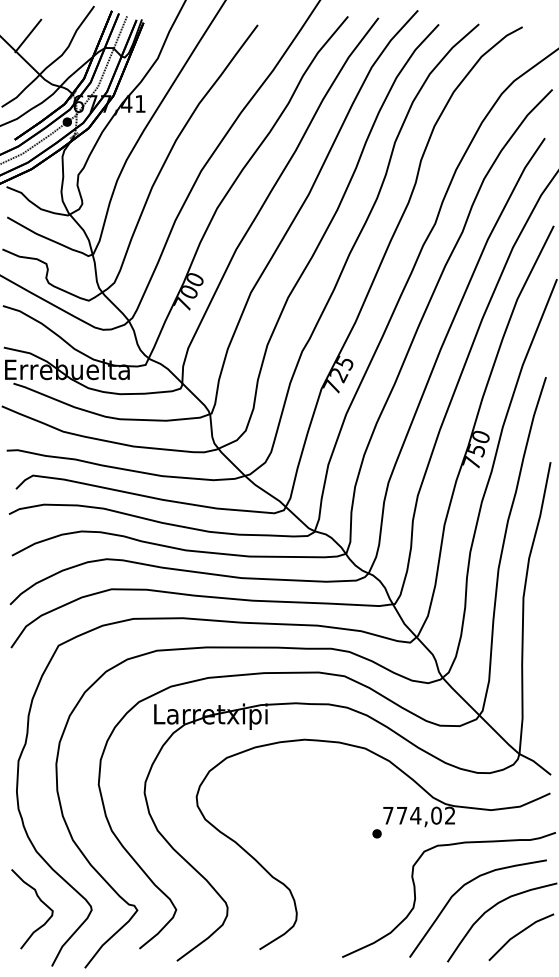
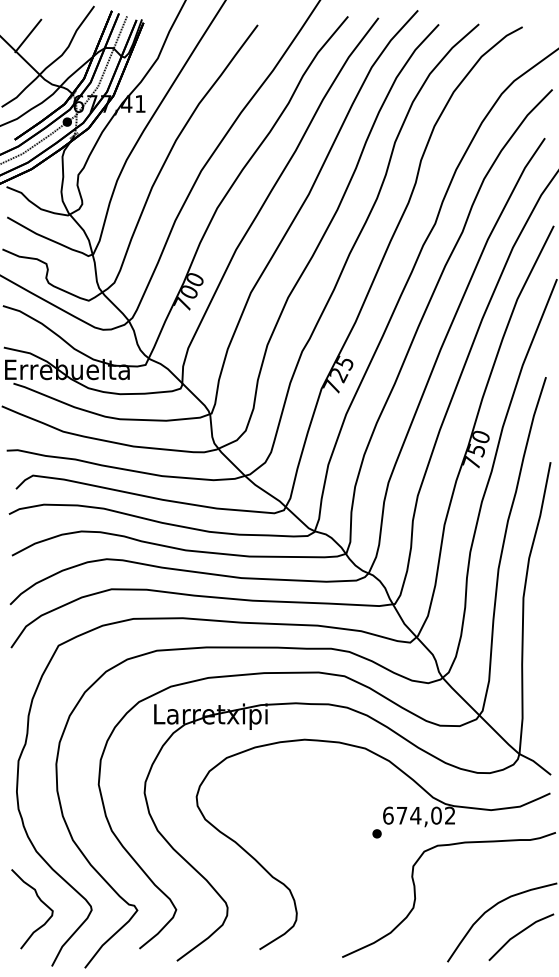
text: 774,02 -> 674,02 (388, 815)
part: present -> none (463, 887)
